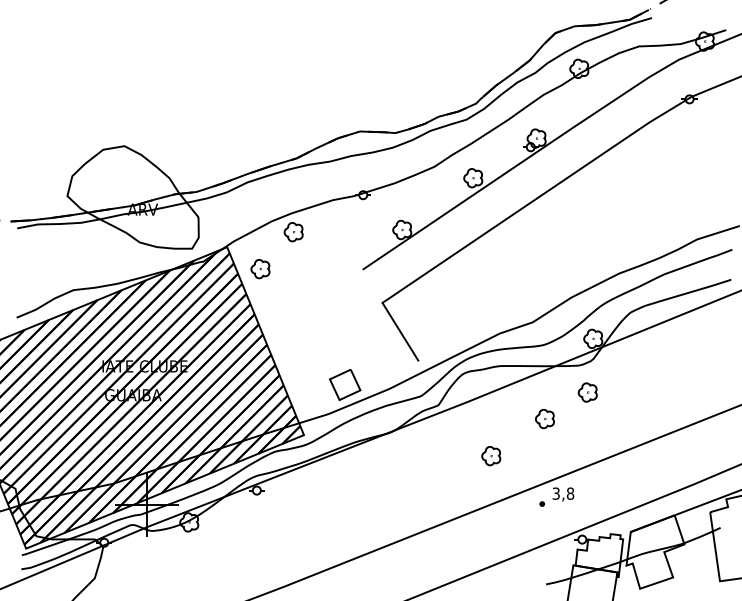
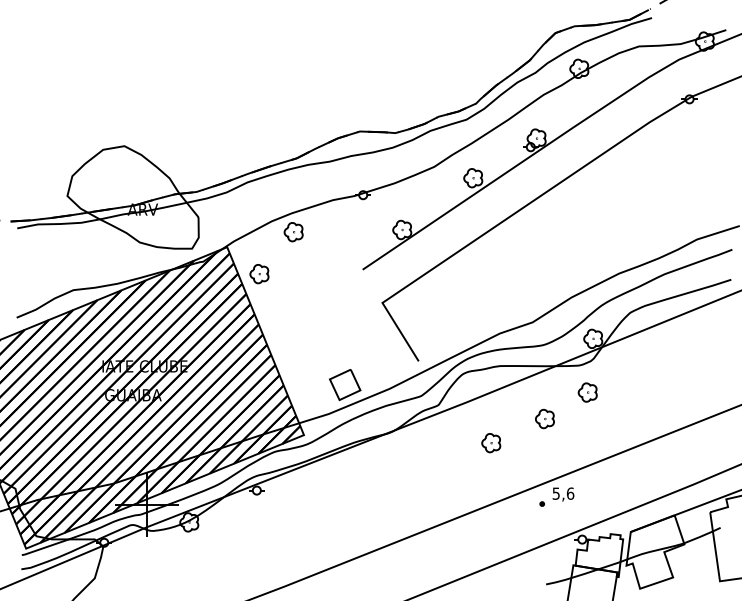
part position: (260, 269) -> (259, 274) (259, 274)
part position: (491, 456) -> (491, 443) (491, 443)
text: 3,8 -> 5,6 (563, 493)
